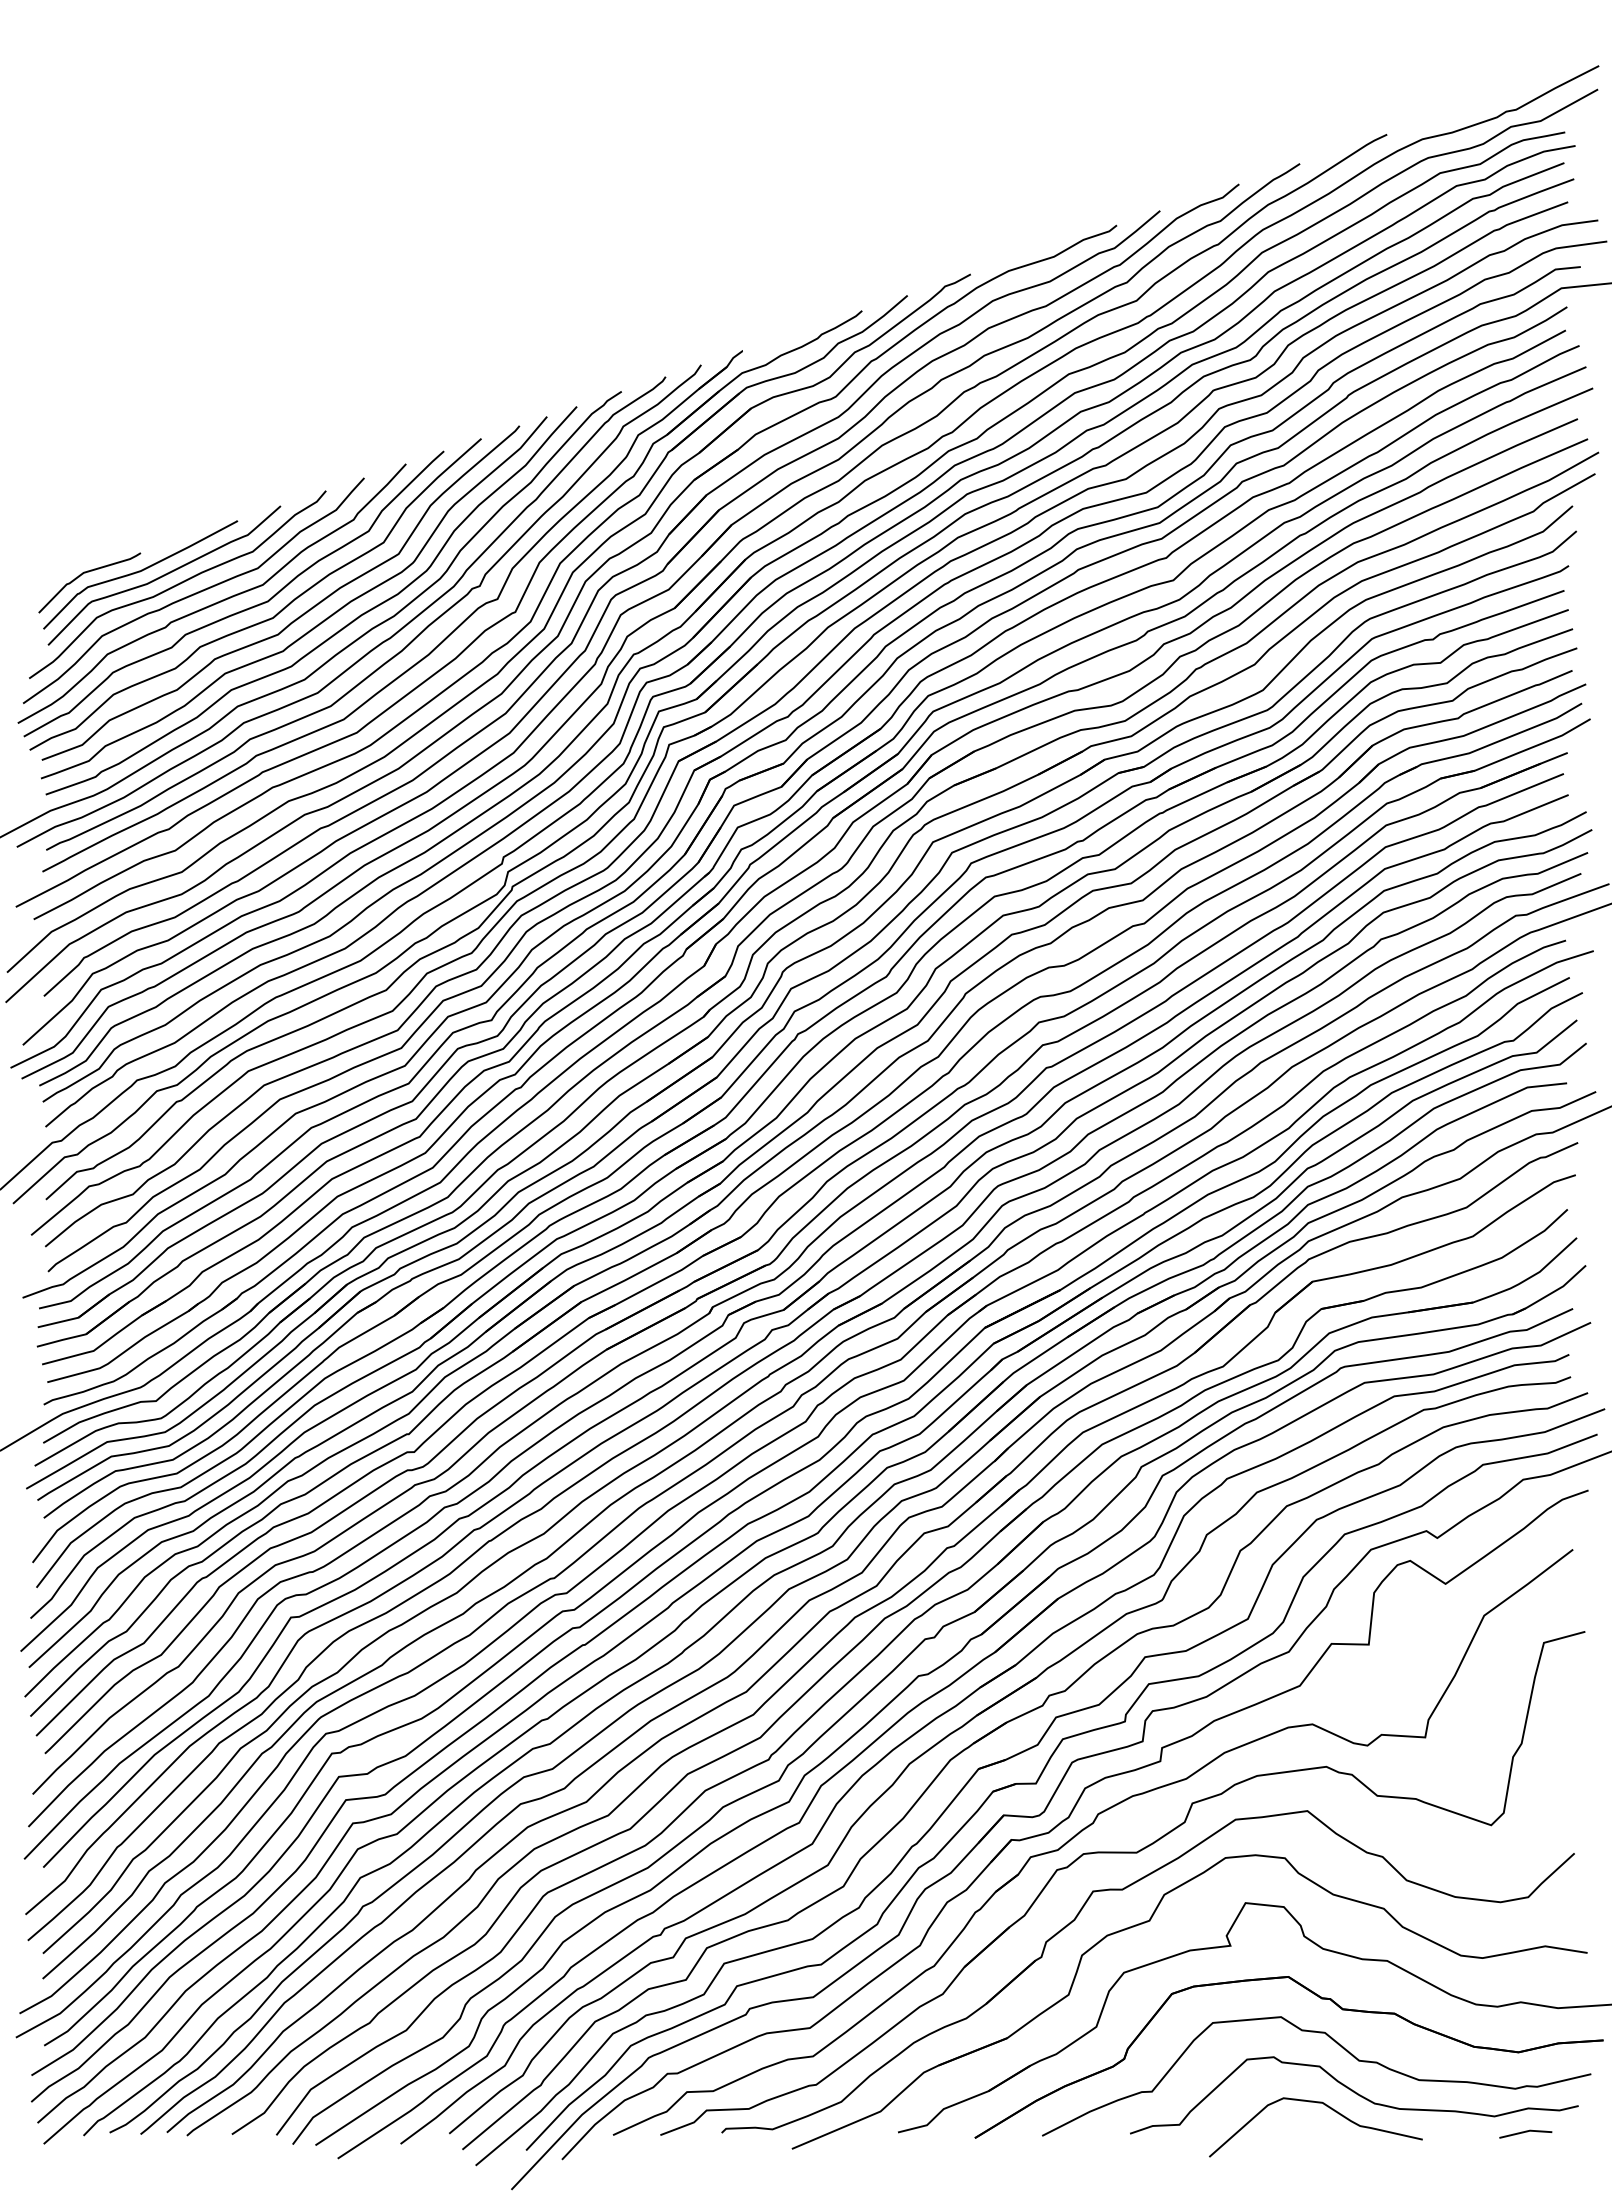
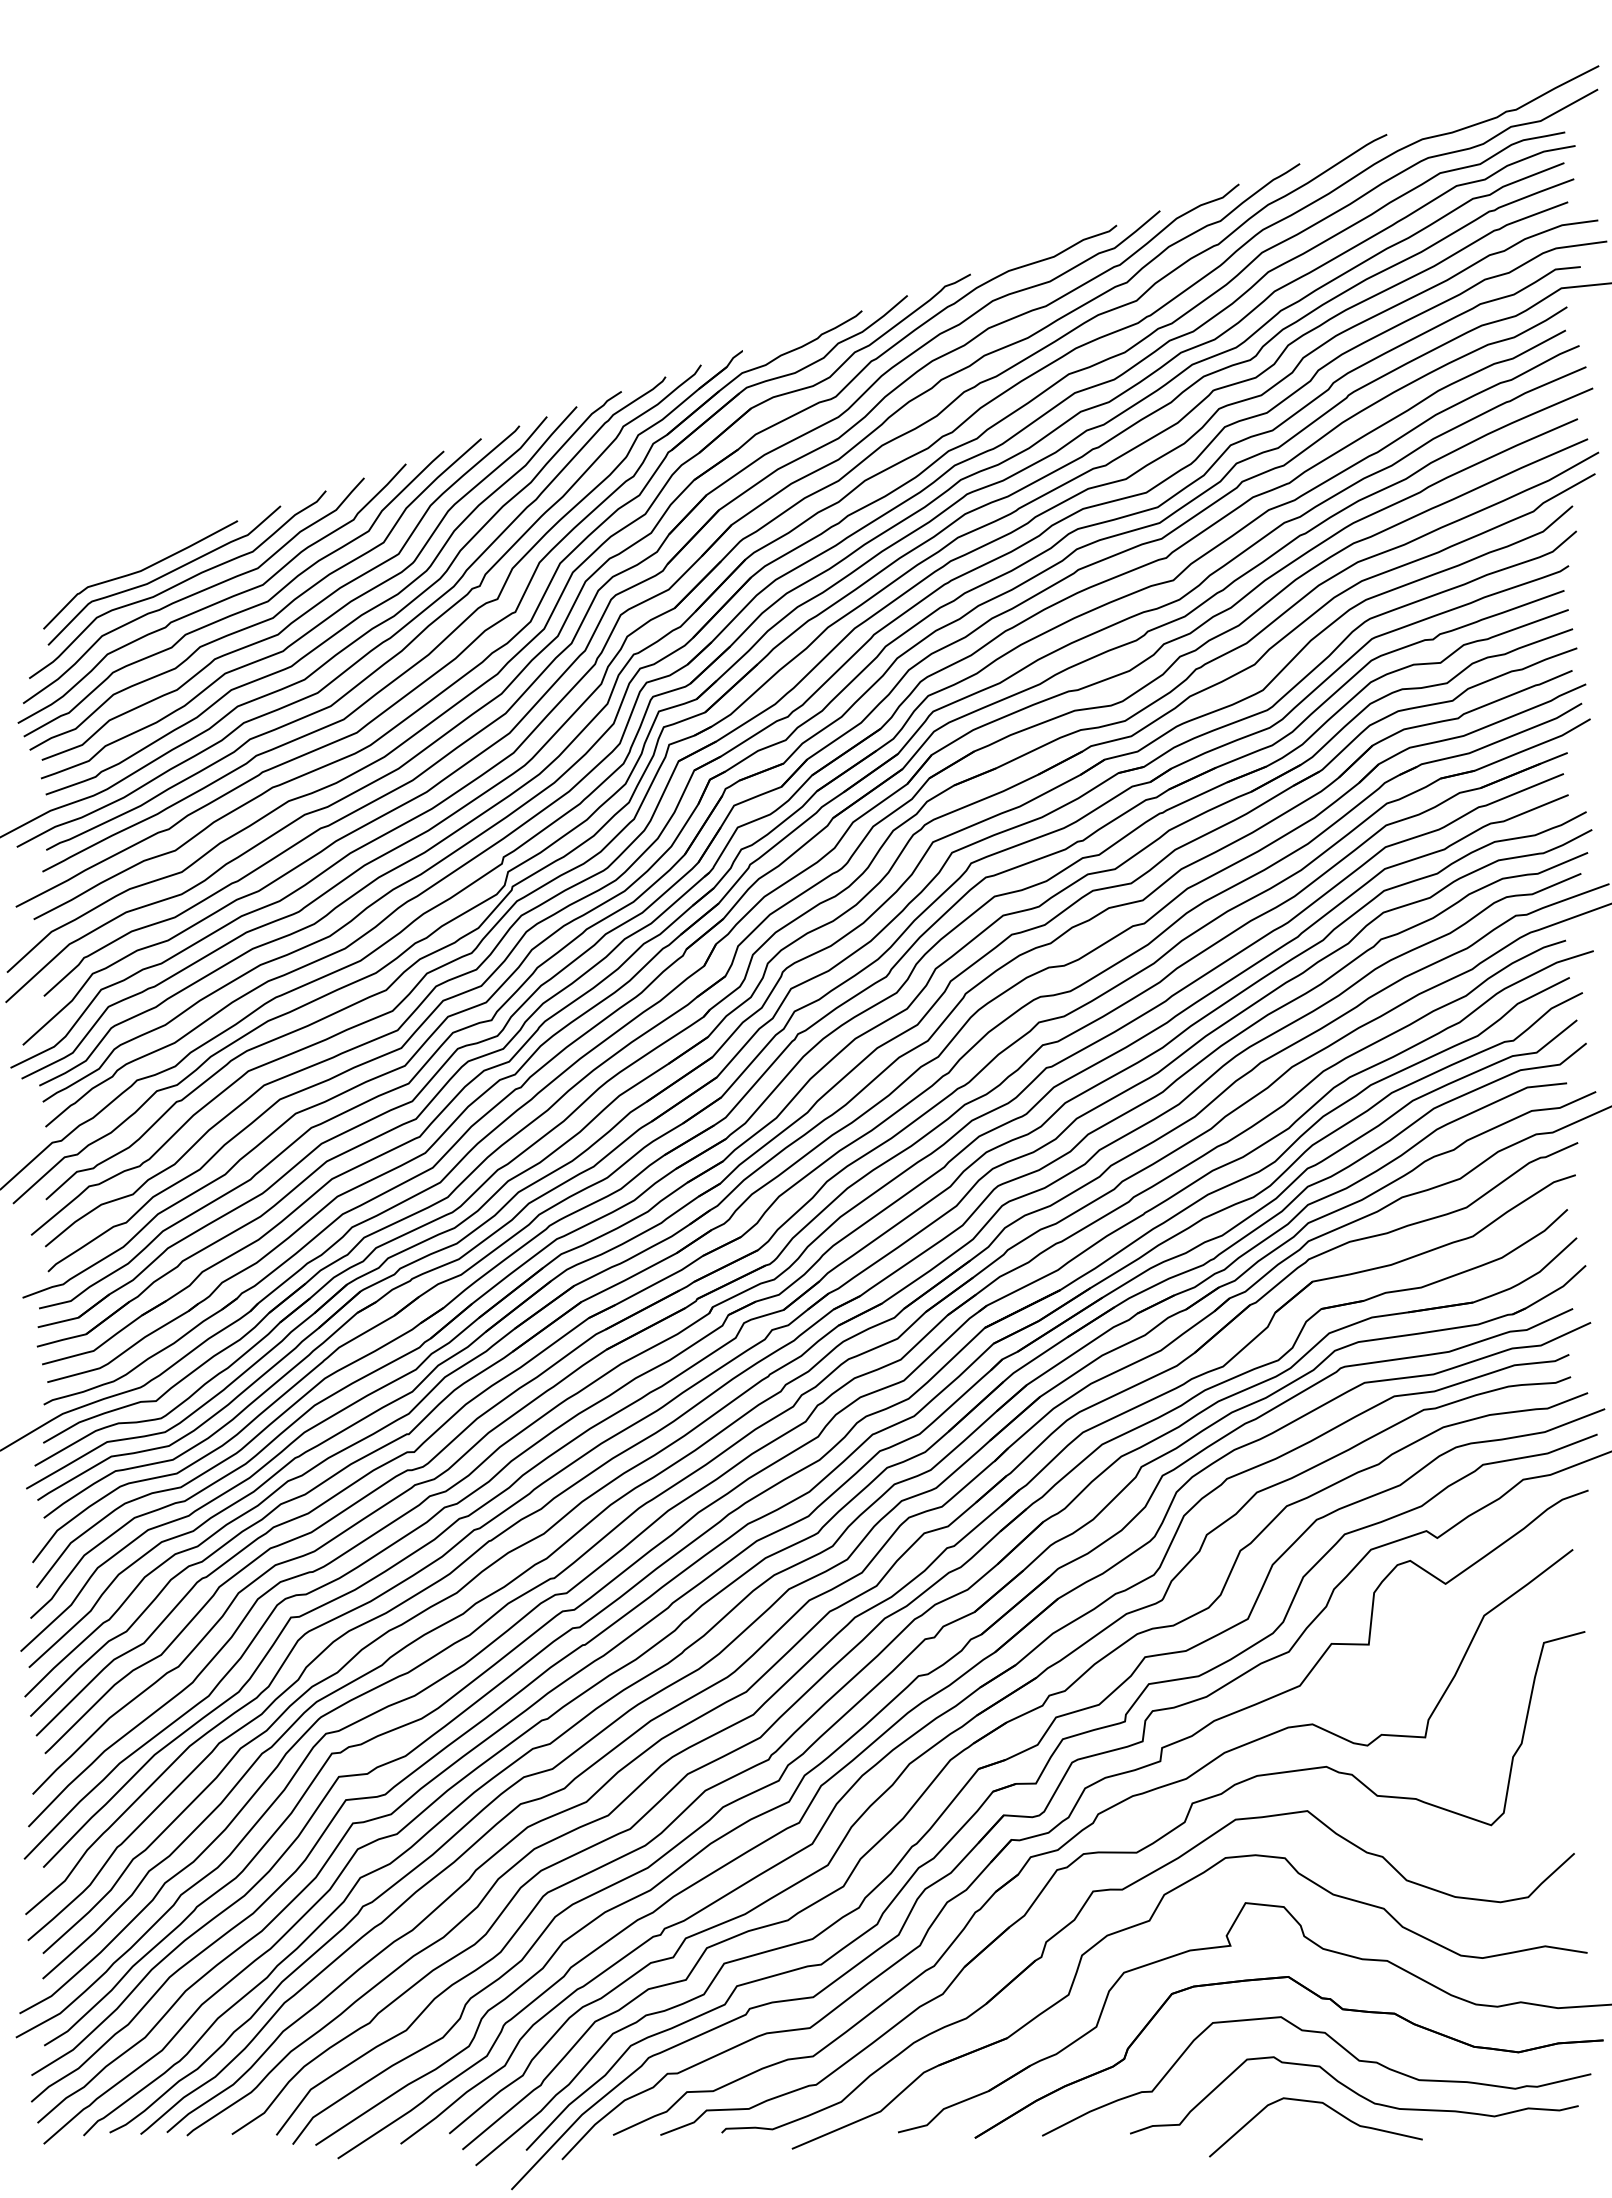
curve: present -> none (85, 573)
line: present -> none (1525, 2132)
